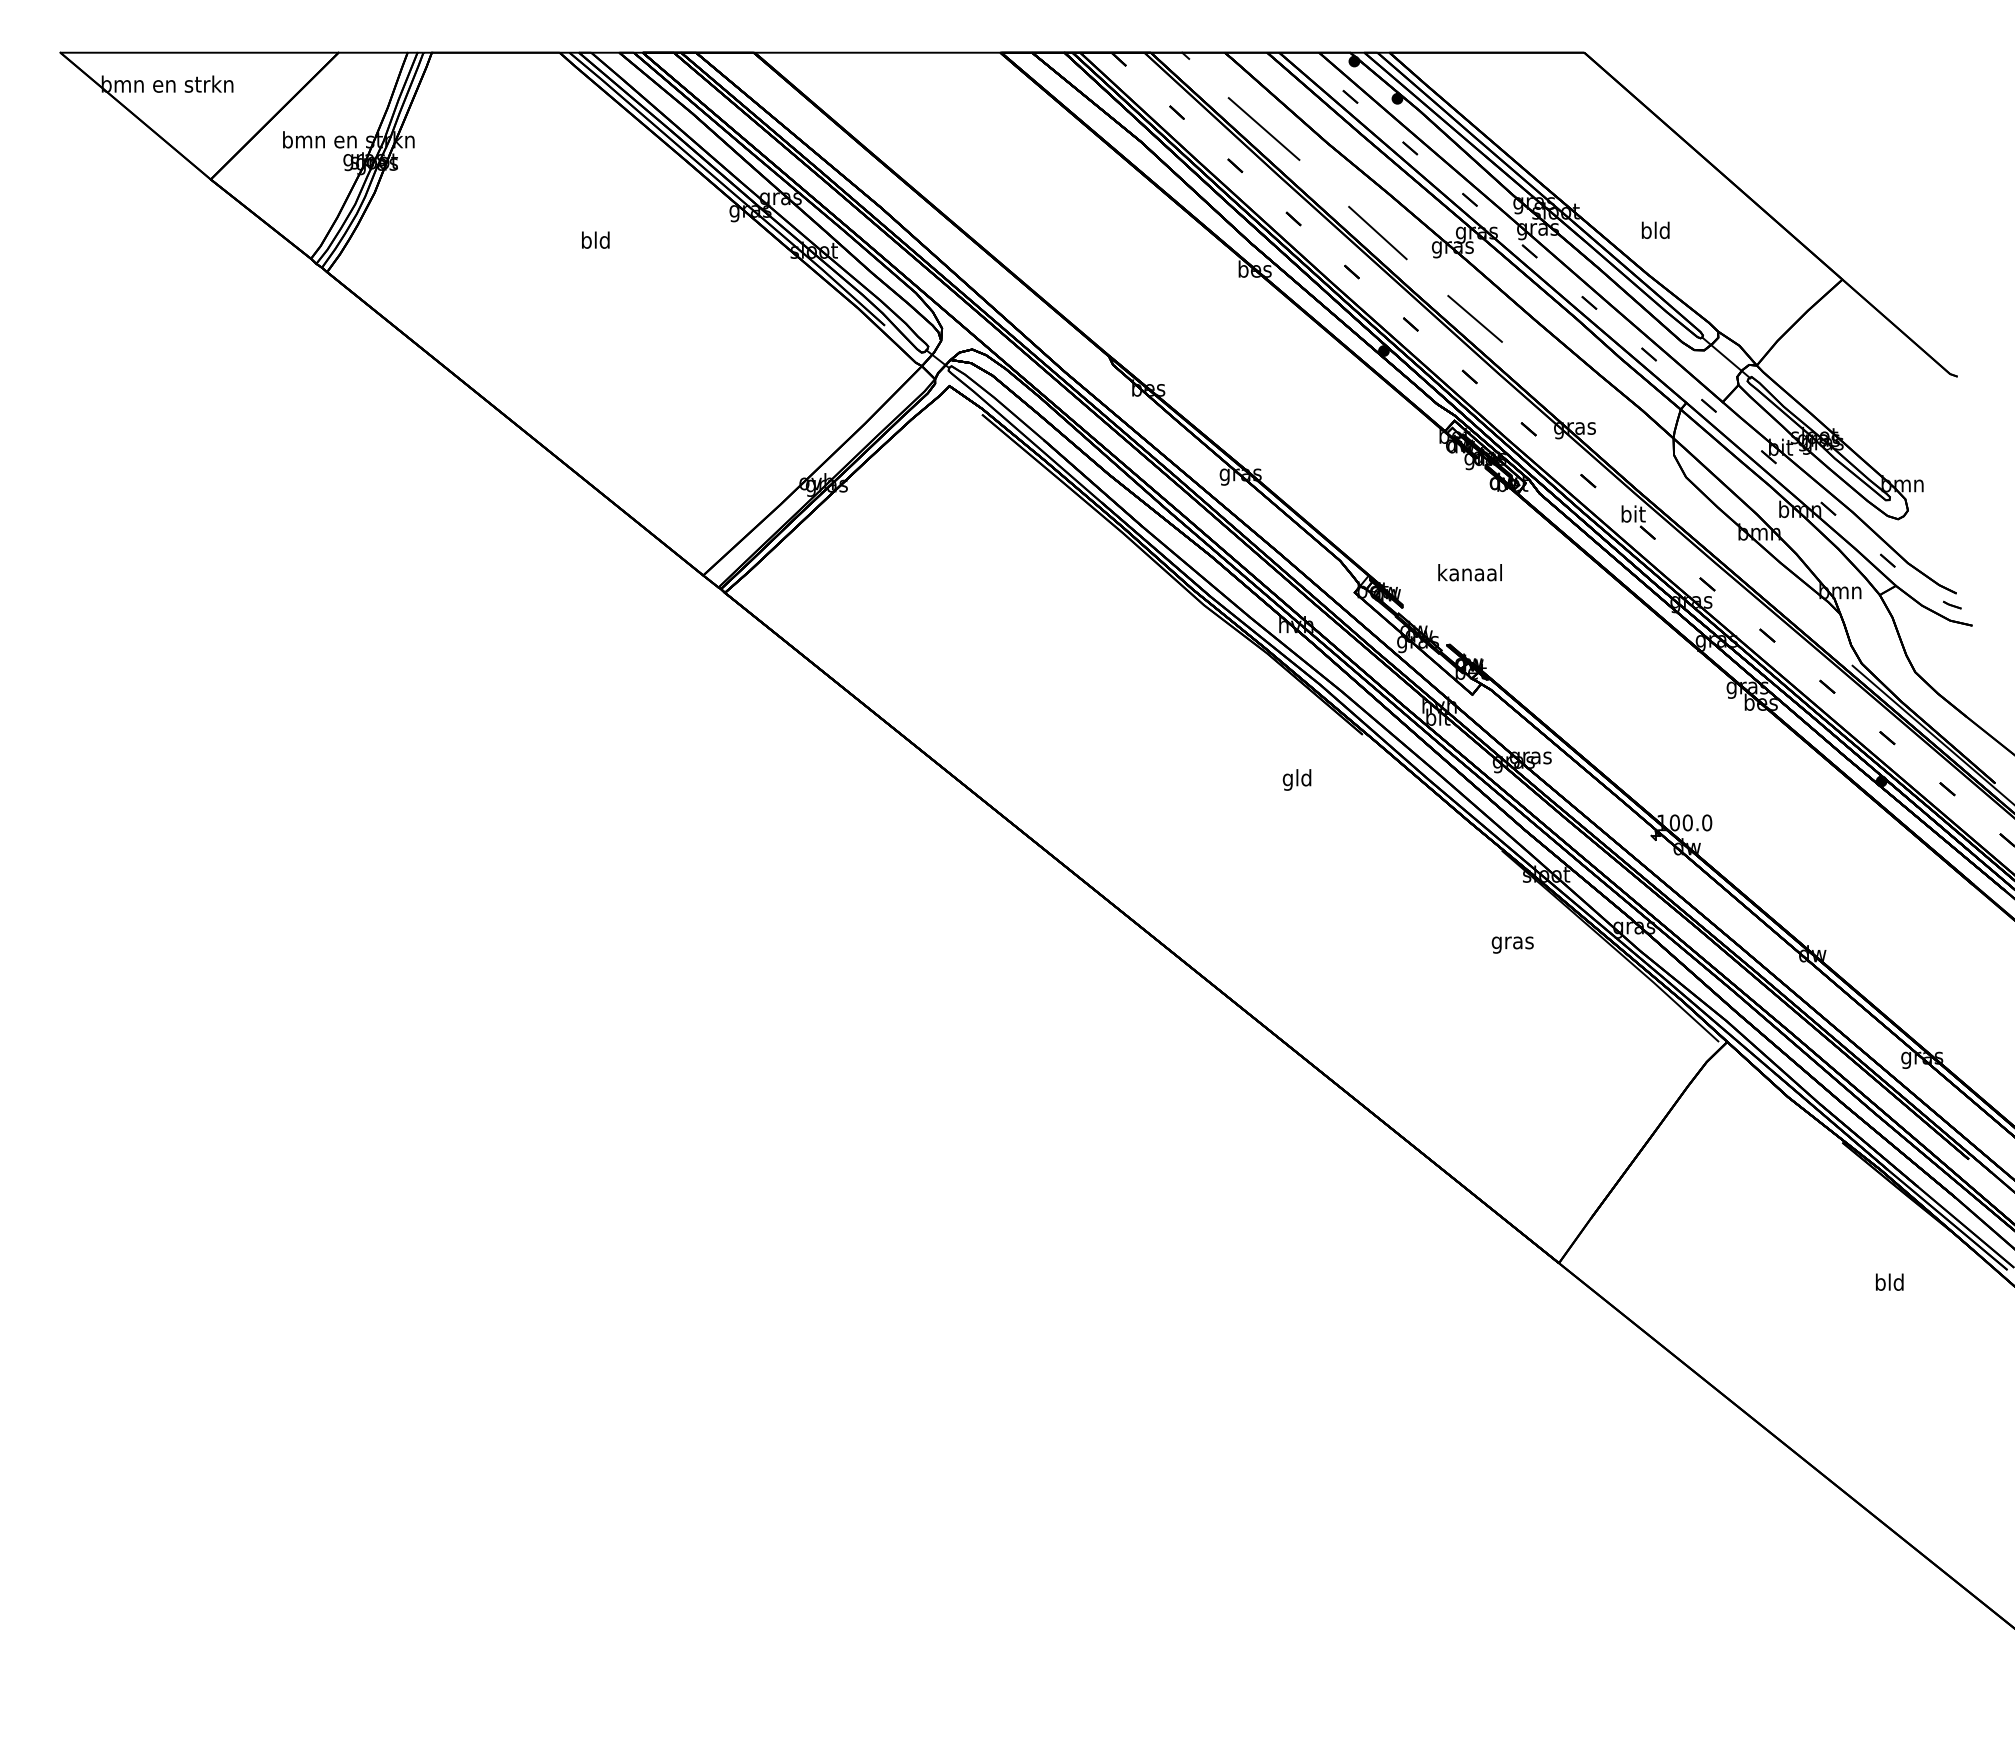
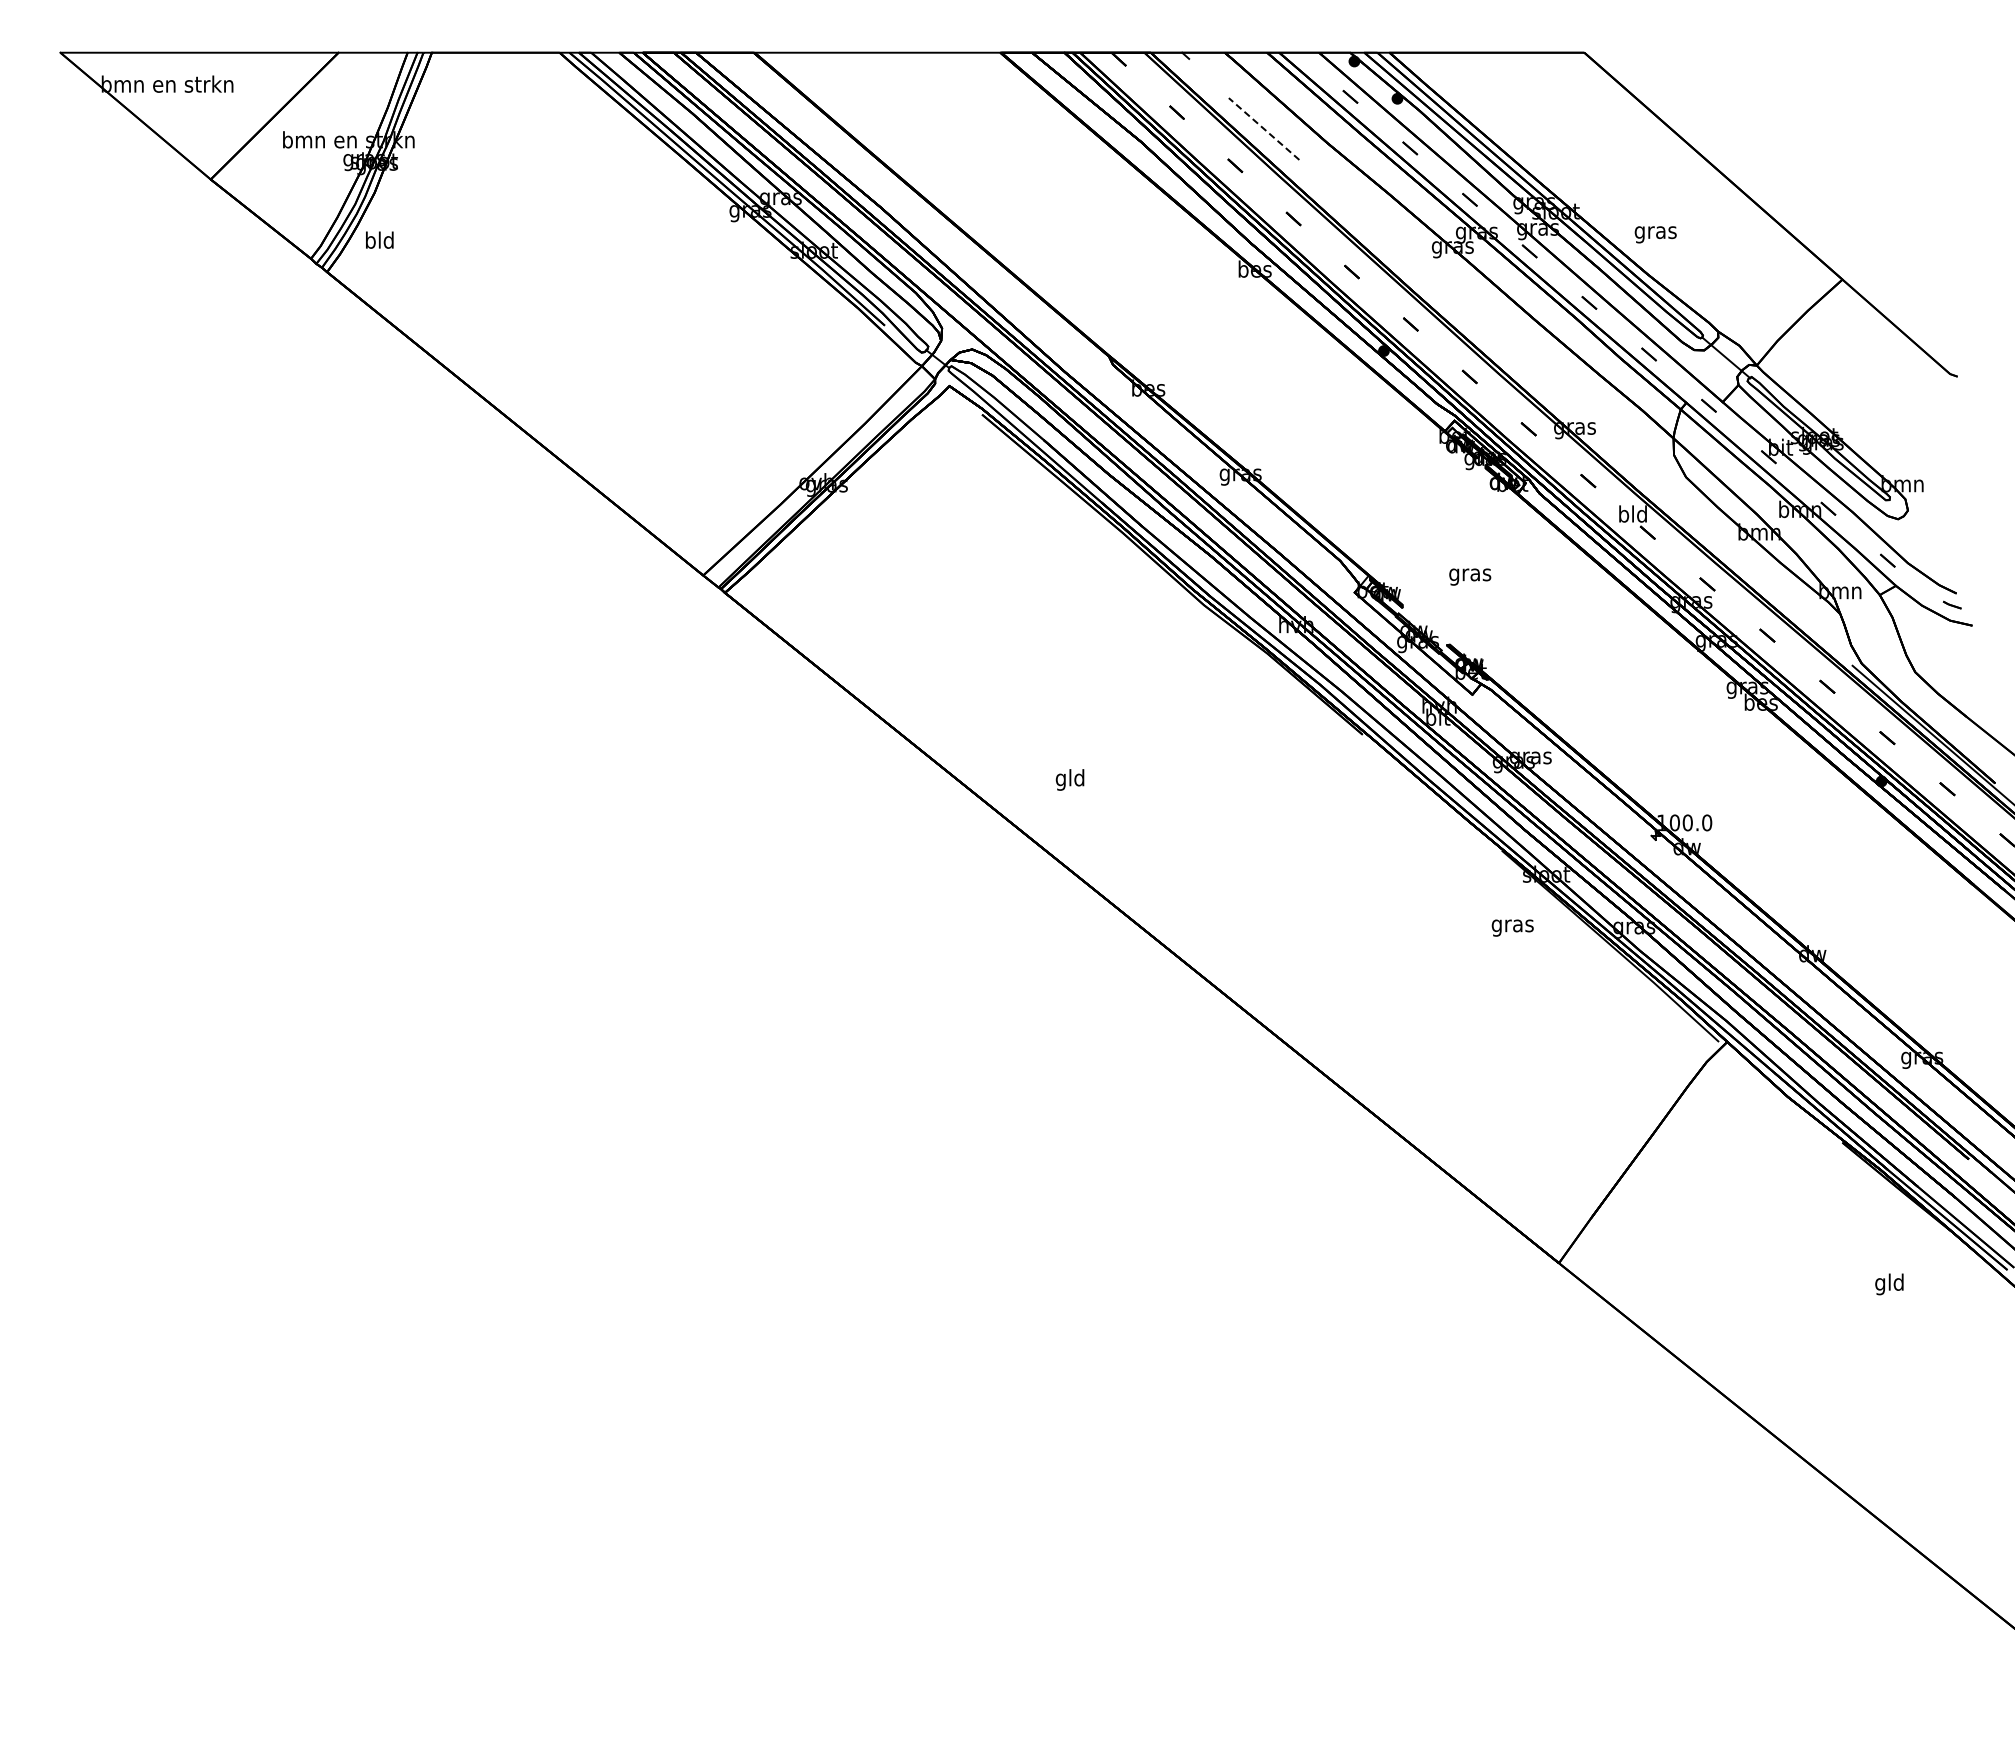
line: solid -> dashed (1264, 129)
line: present -> none (1377, 232)
text: bld -> gras (1655, 232)
text position: (595, 239) -> (379, 239) (379, 239)
line: present -> none (1474, 318)
text: bit -> bld (1632, 513)
text: kanaal -> gras (1469, 574)
text position: (1296, 779) -> (1069, 779) (1069, 779)
text position: (1512, 944) -> (1512, 927) (1512, 927)
text: bld -> gld (1880, 1284)
